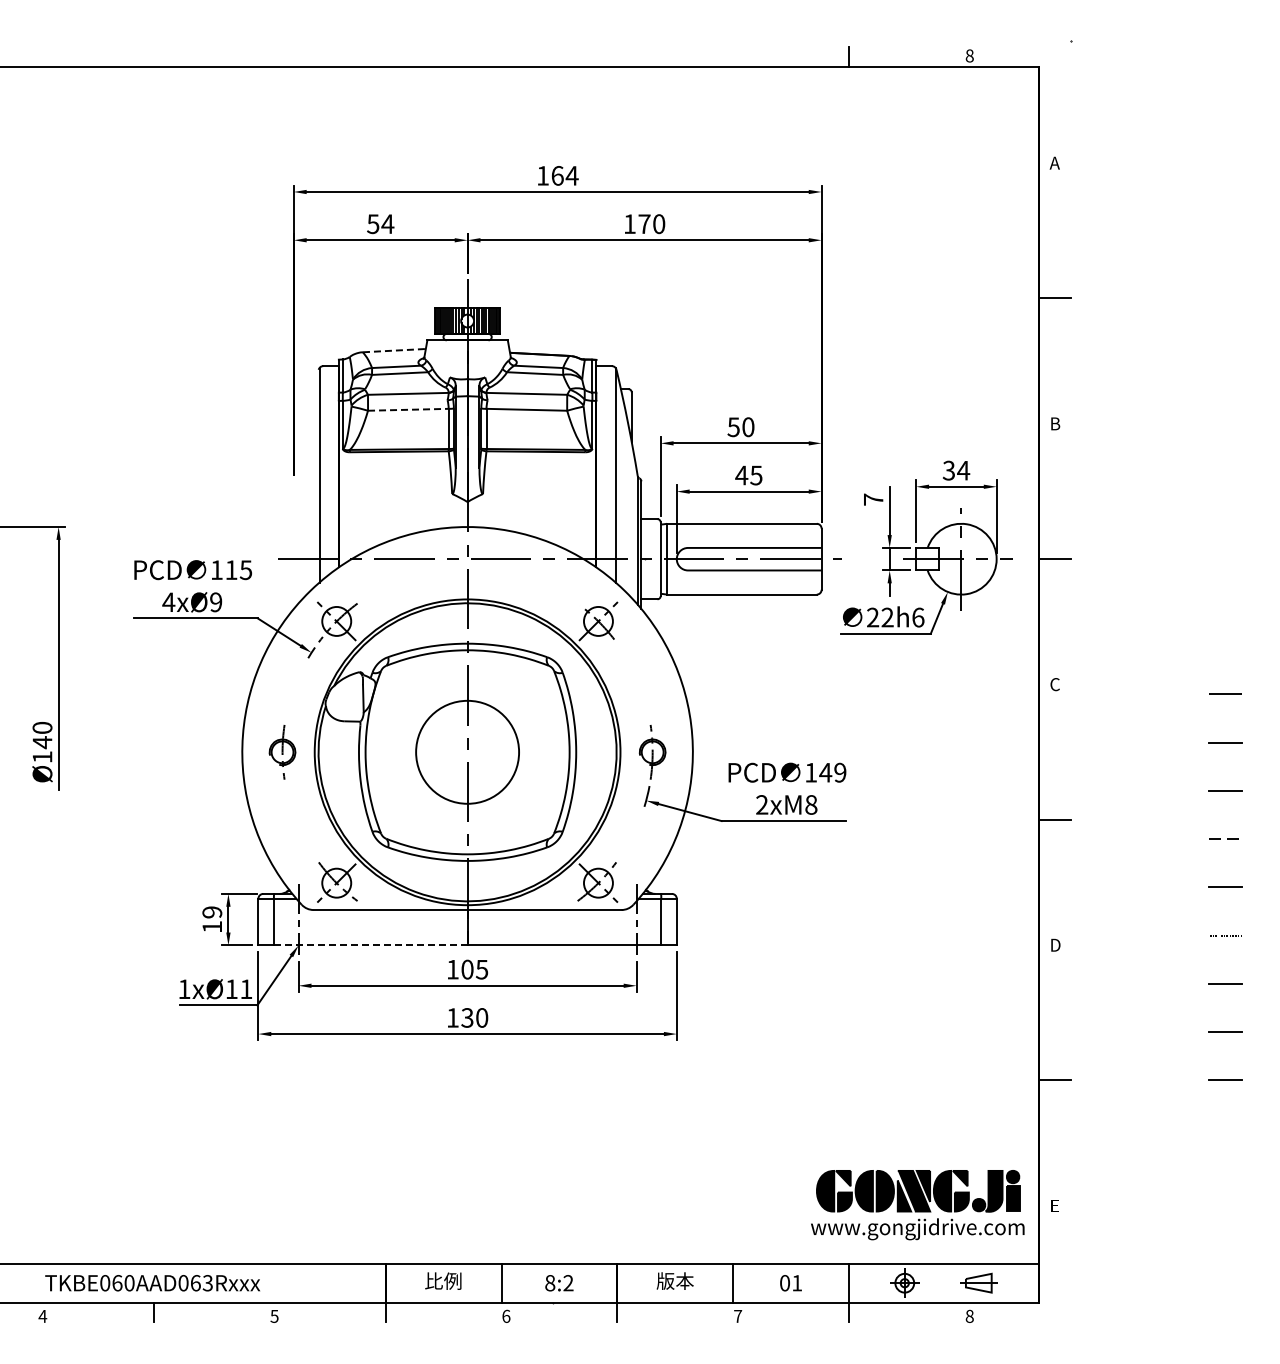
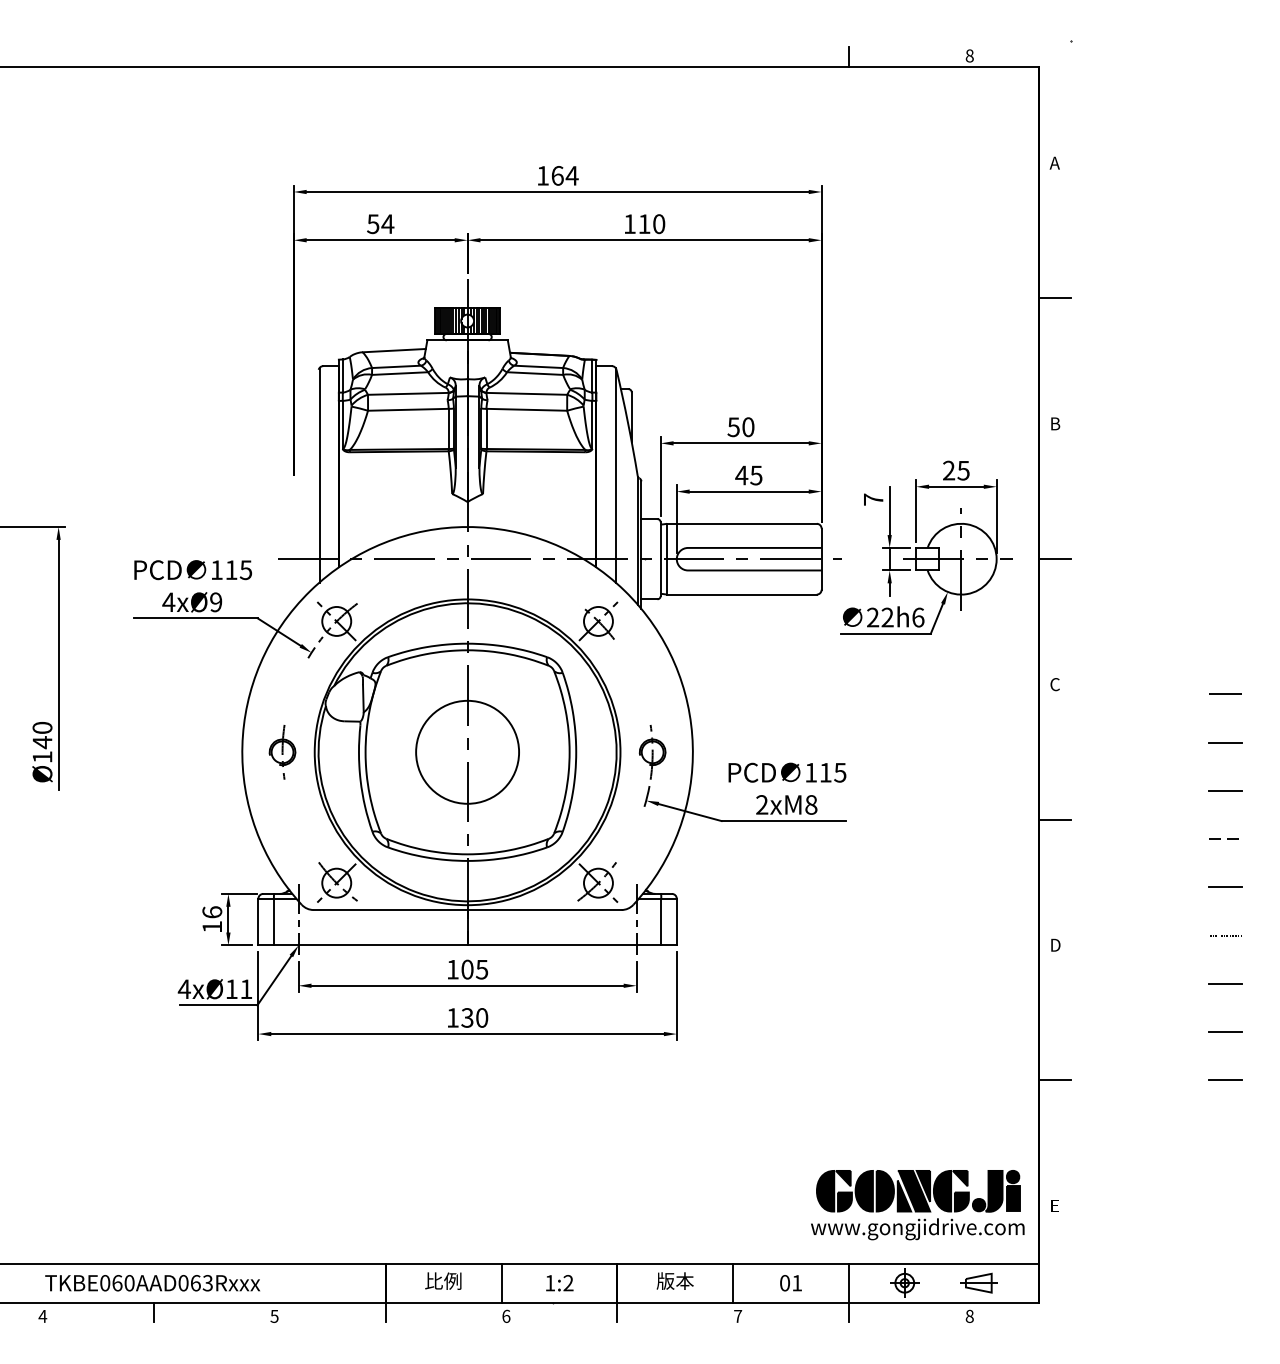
text: 170 -> 110 (644, 223)
line: dashed -> solid (394, 350)
line: dashed -> solid (408, 409)
text: 34 -> 25 (956, 470)
text: 149 -> 115 (832, 772)
text: 19 -> 16 (212, 912)
line: dashed -> solid (370, 945)
text: 1xØ11 -> 4xØ11 (183, 988)
text: 8:2 -> 1:2 (550, 1283)
